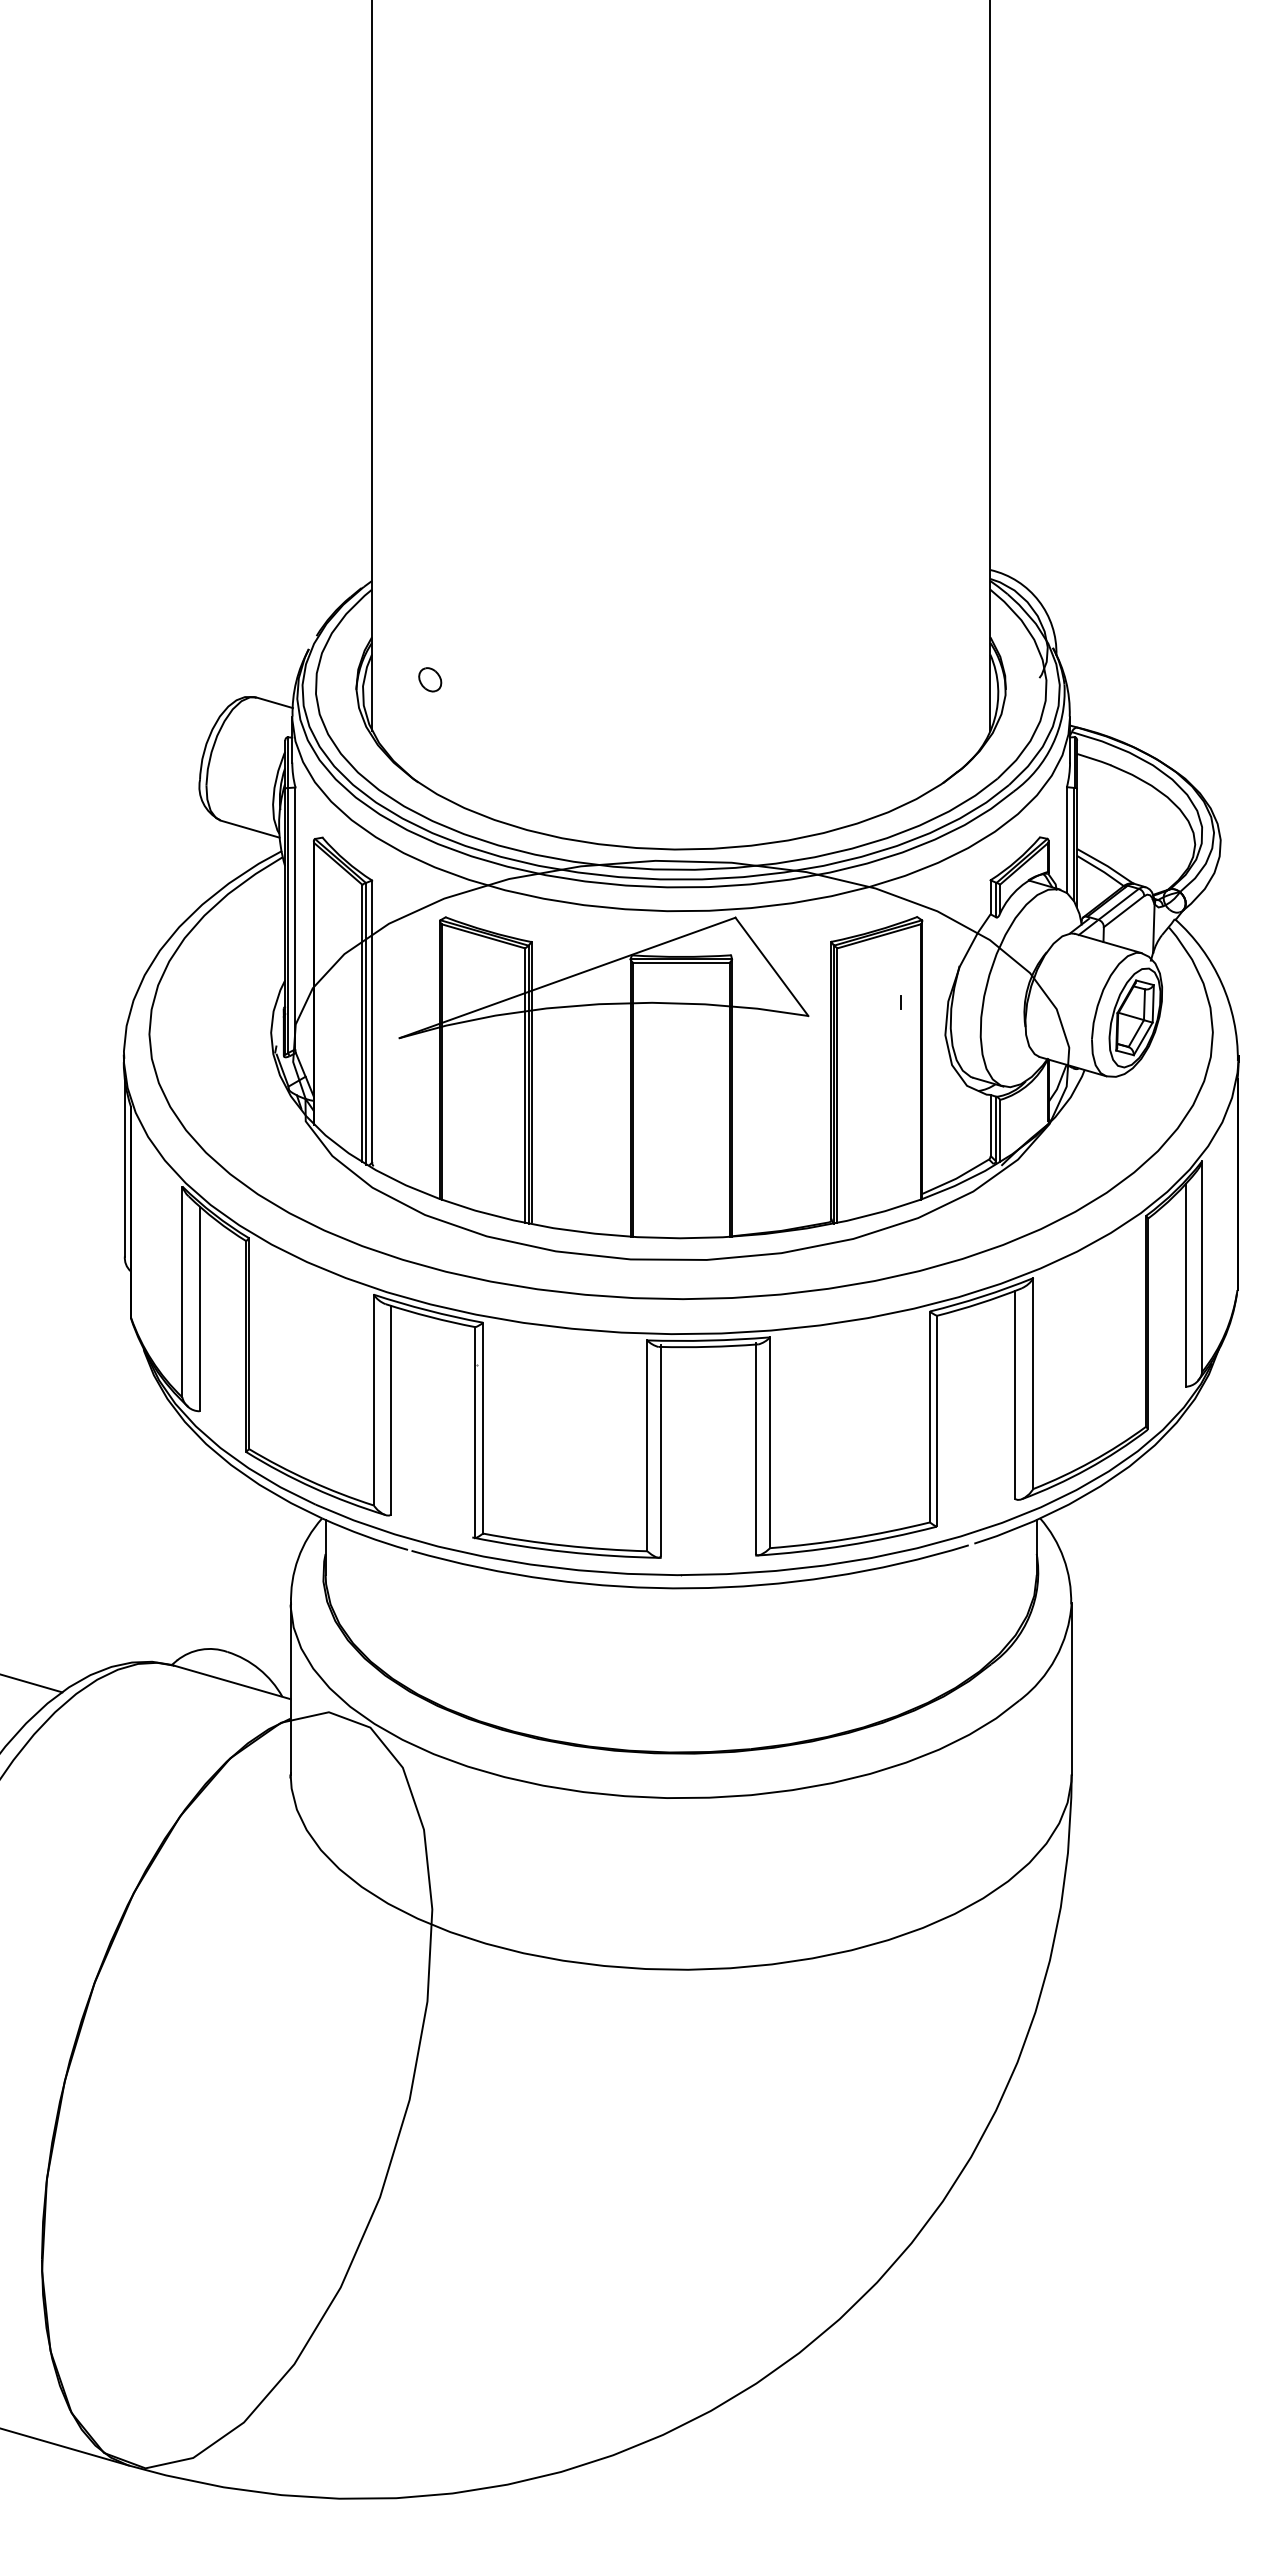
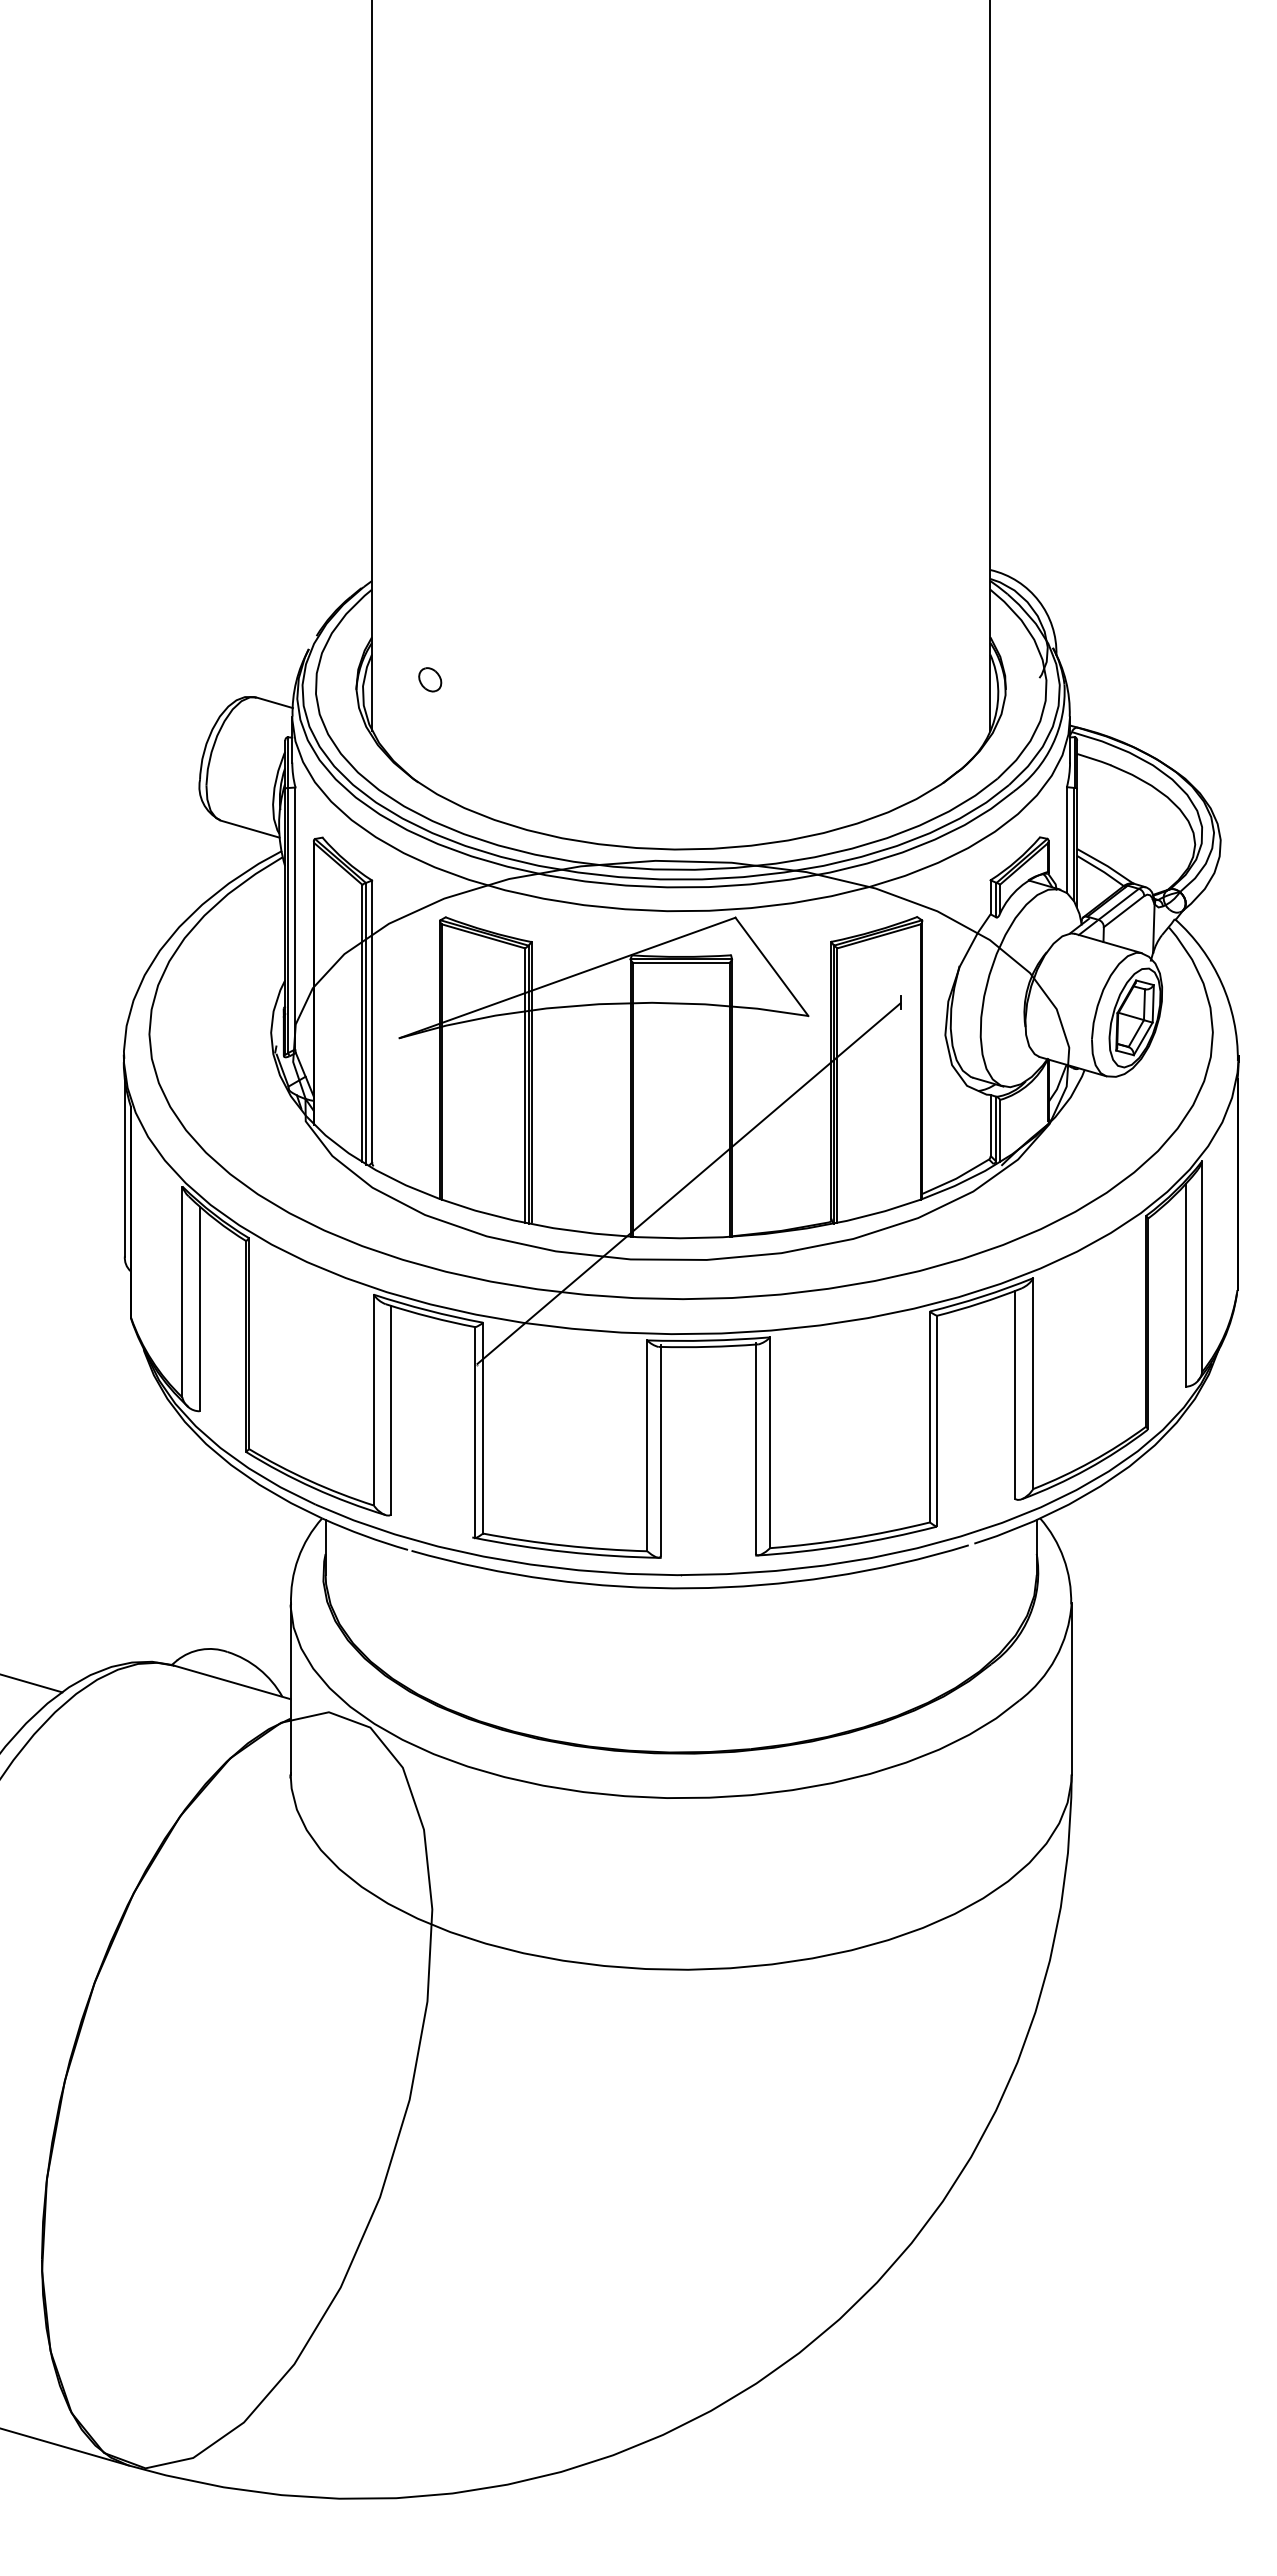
line: none -> present (688, 1183)
